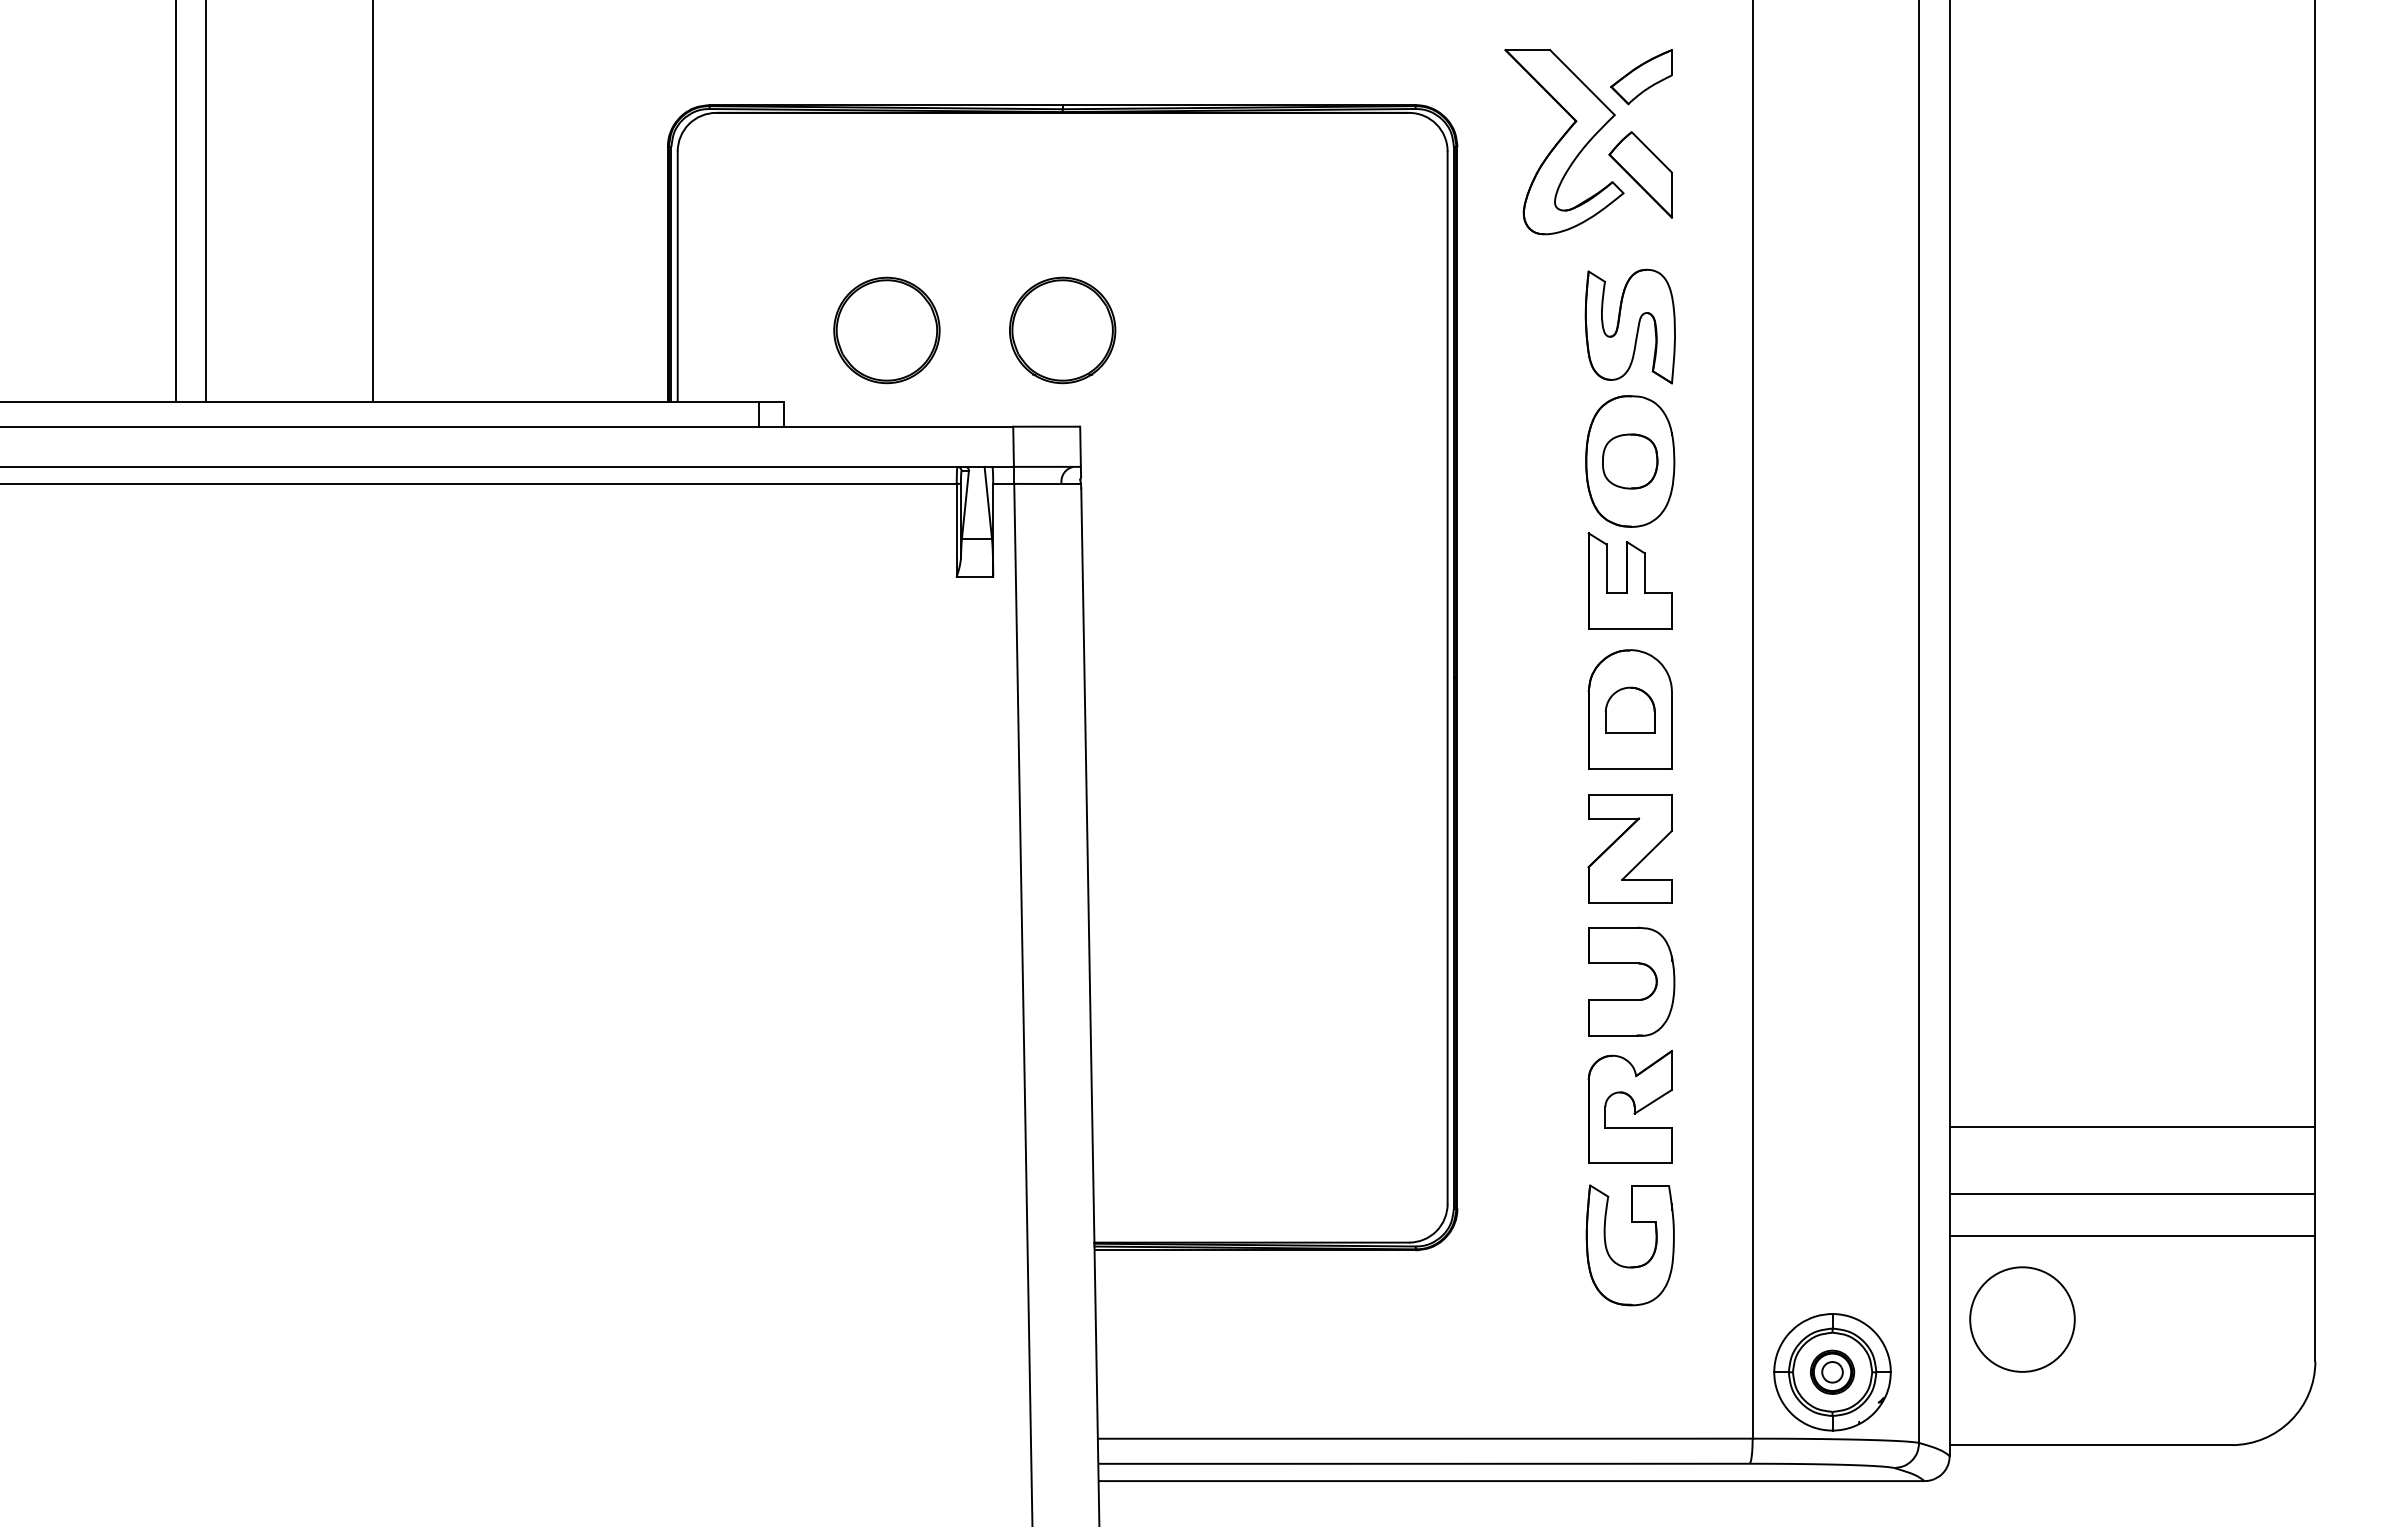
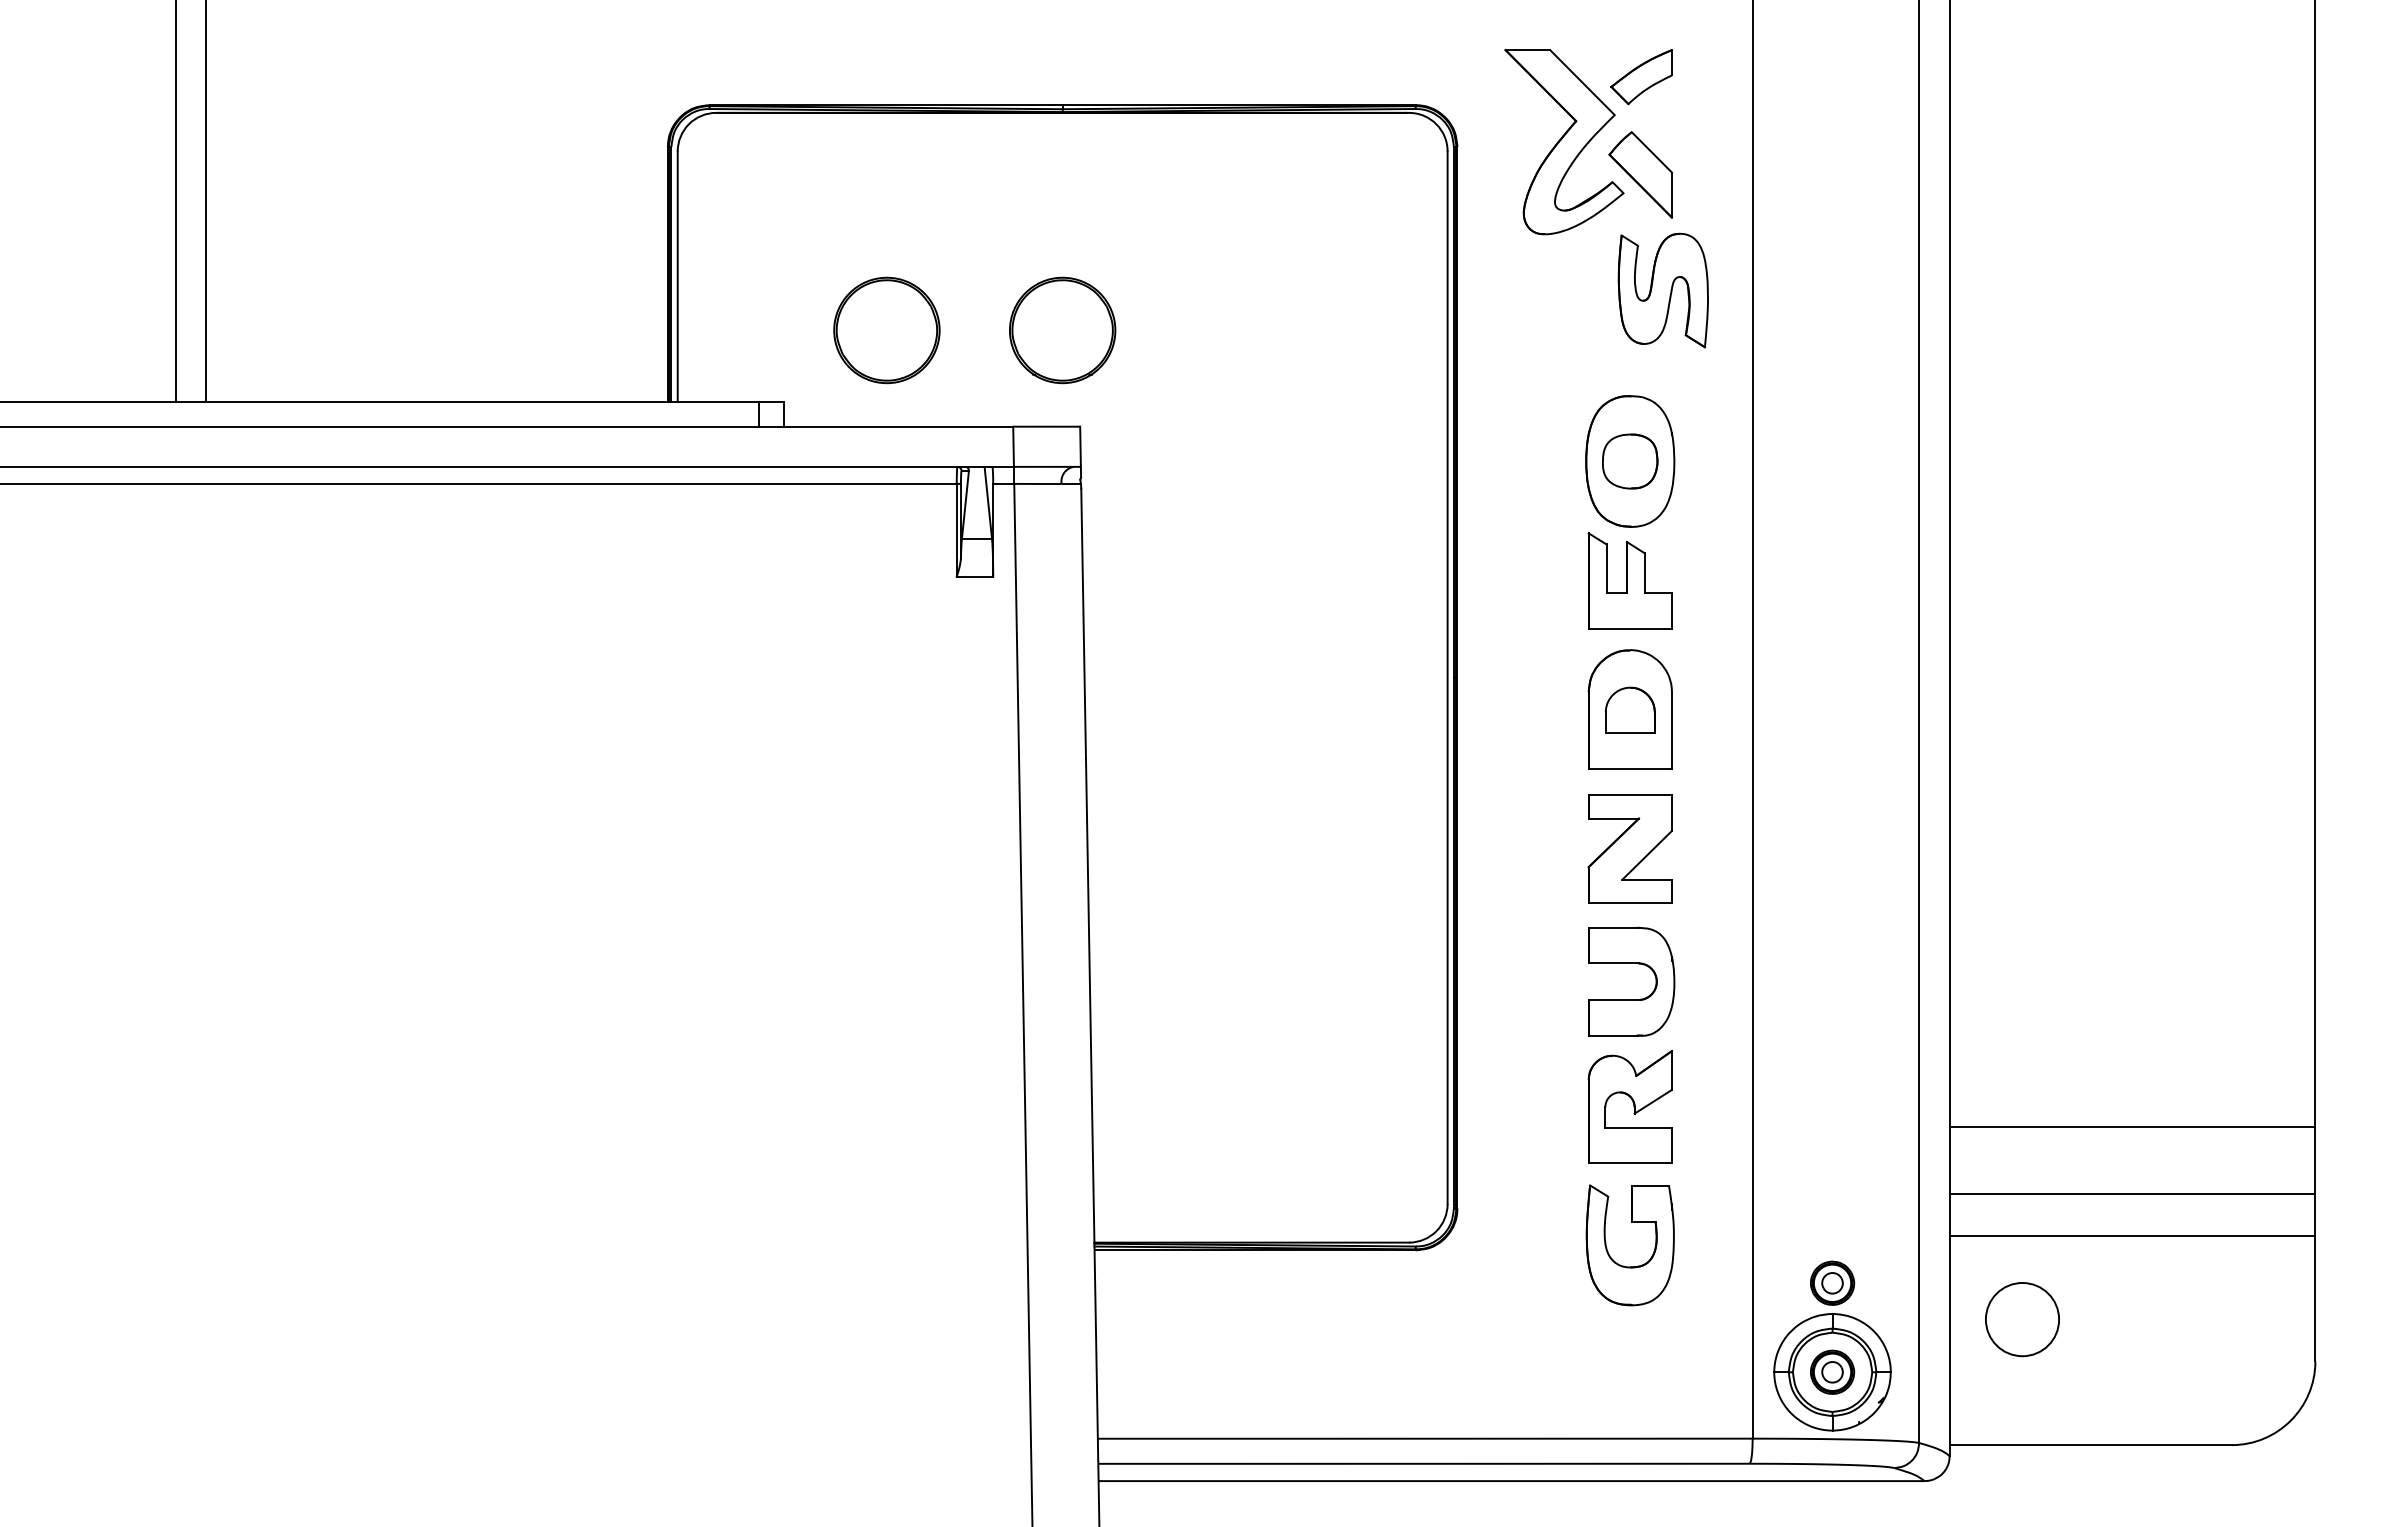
line: present -> none (372, 201)
part position: (1629, 326) -> (1662, 290) (1662, 290)
part: none -> present (1832, 1282)
circle diameter: 105 px -> 73 px (2022, 1319)
